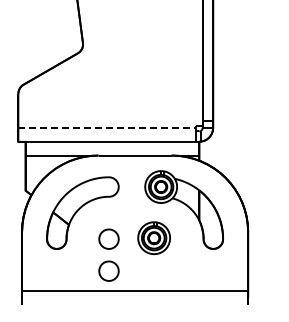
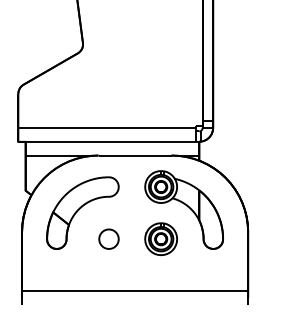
line: dashed -> solid (107, 127)
part position: (153, 238) -> (160, 239) (160, 239)
part: present -> none (108, 270)
